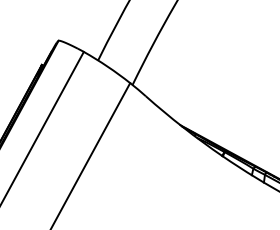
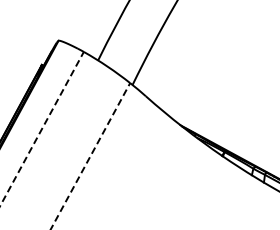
line: solid -> dashed (41, 129)
line: solid -> dashed (90, 155)
